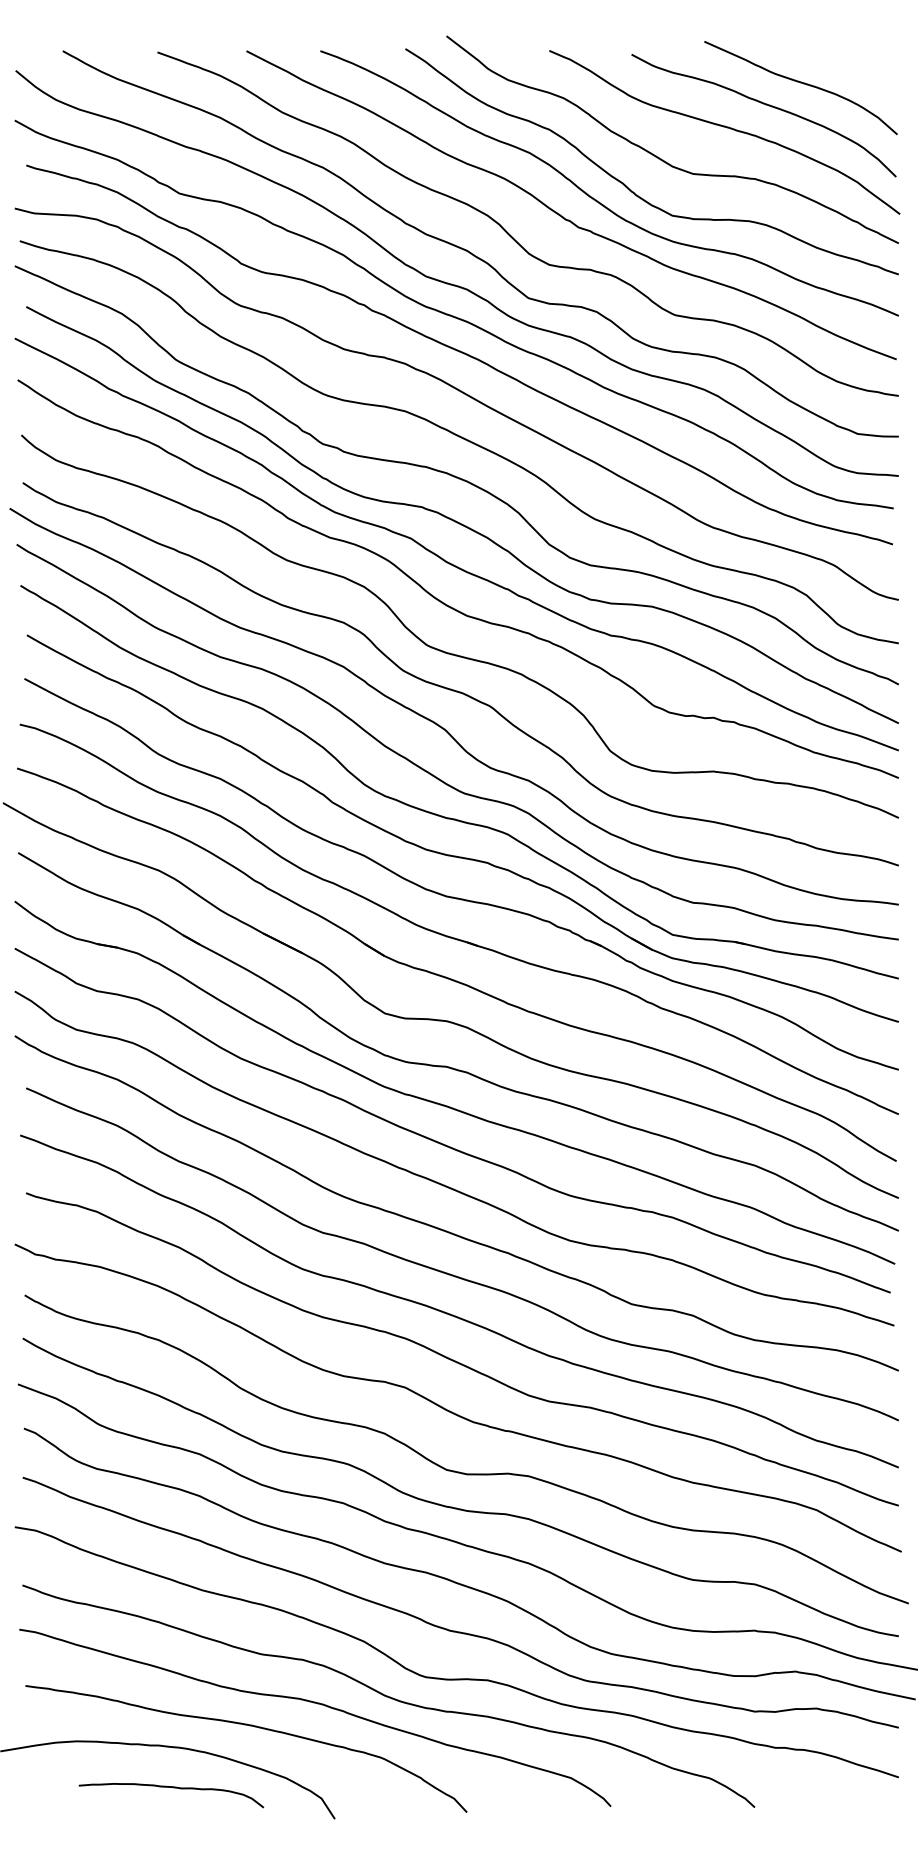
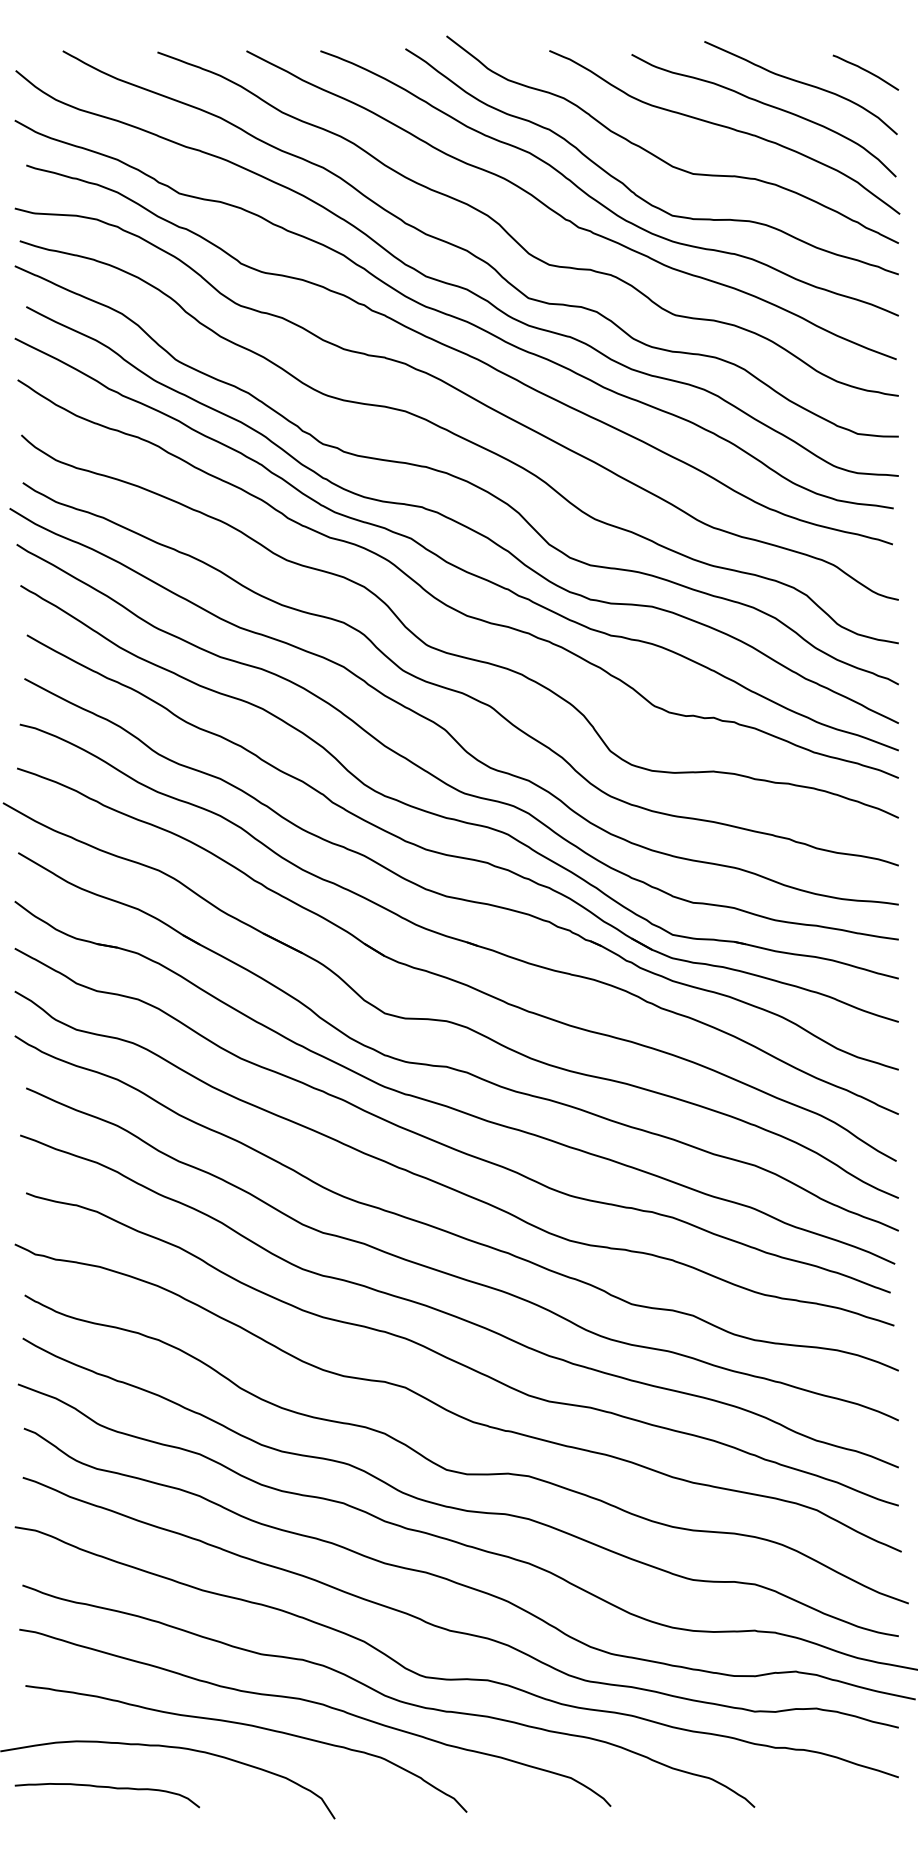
curve: none -> present (865, 71)
curve position: (173, 1788) -> (109, 1788) (109, 1788)
